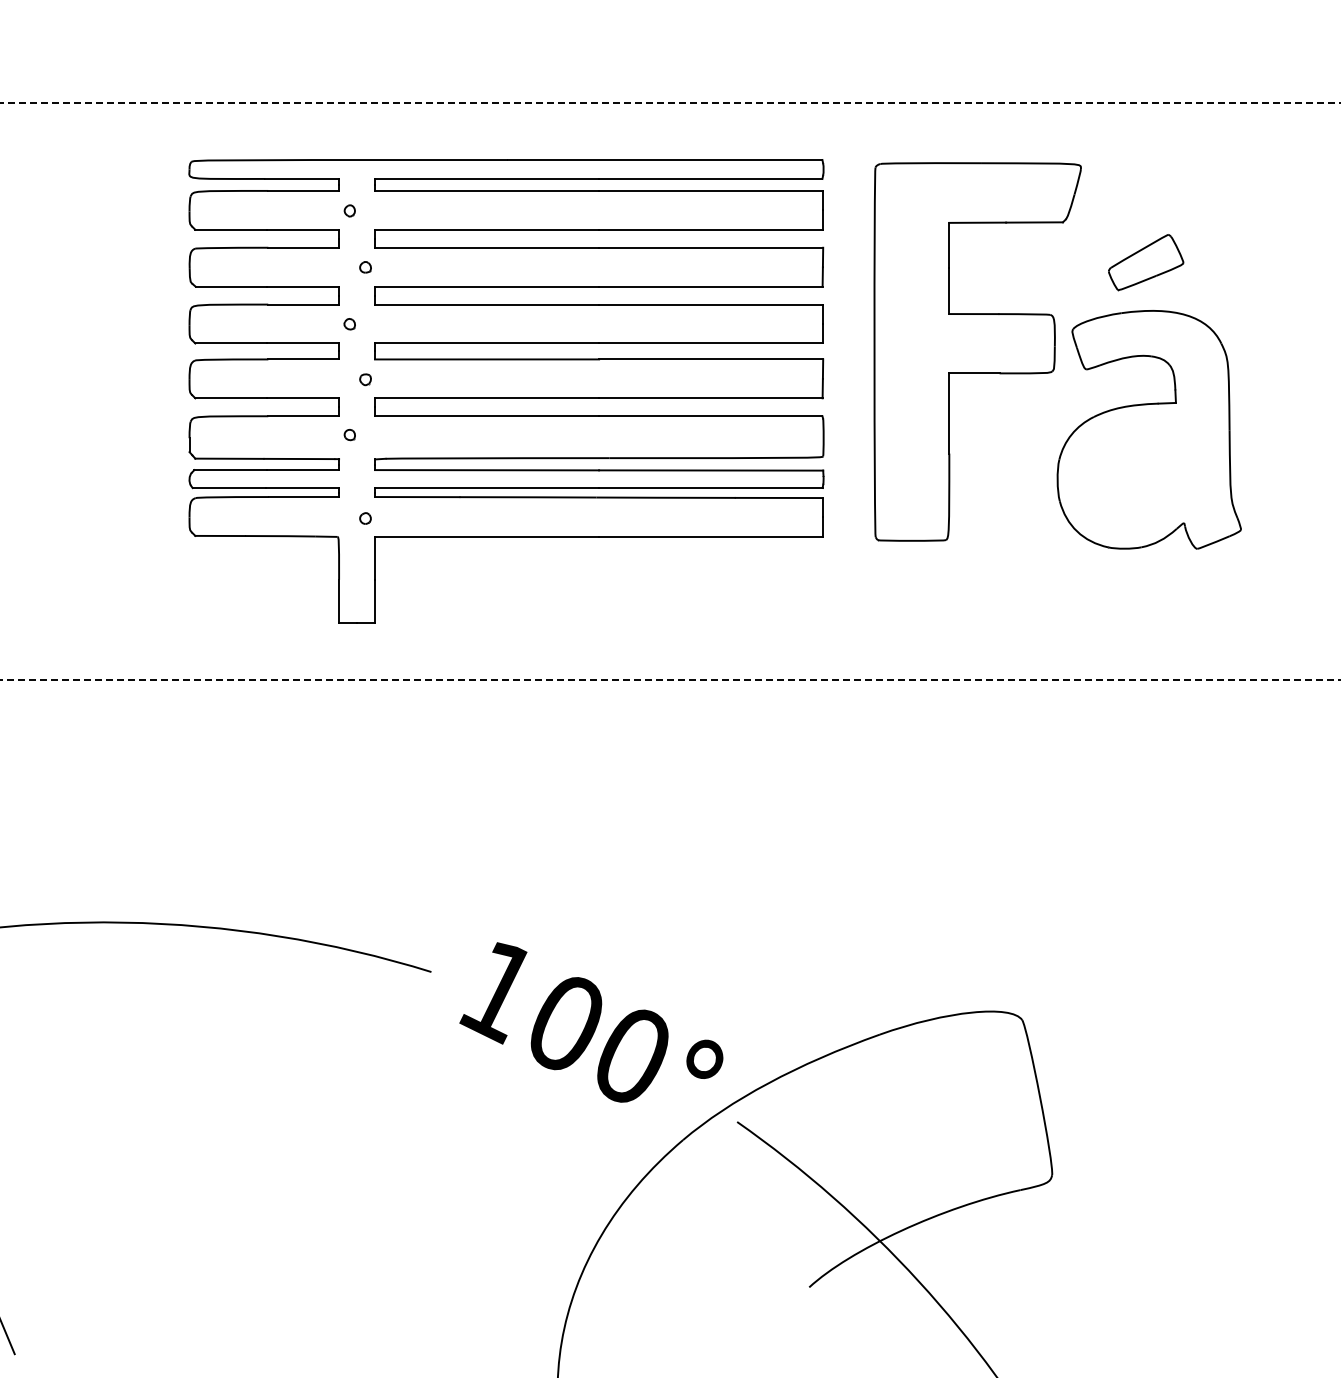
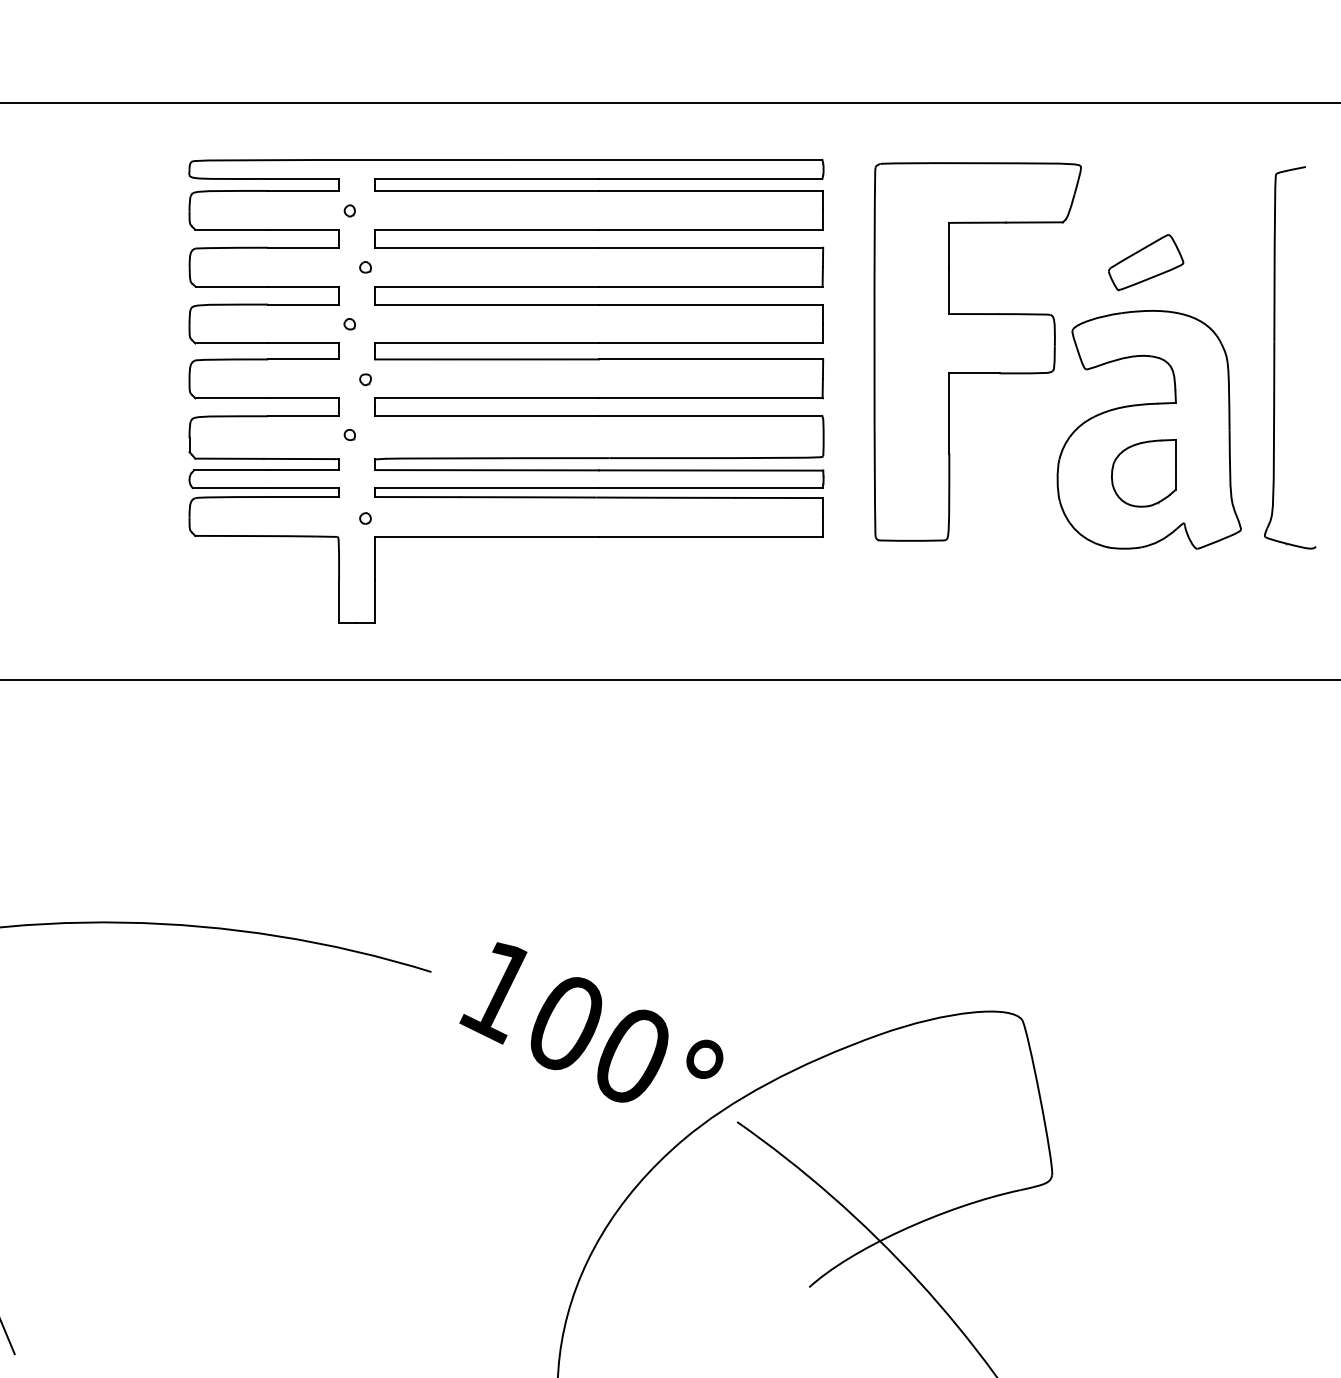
line: dashed -> solid (671, 102)
part: none -> present (1275, 357)
part: none -> present (1143, 473)
line: dashed -> solid (670, 680)
